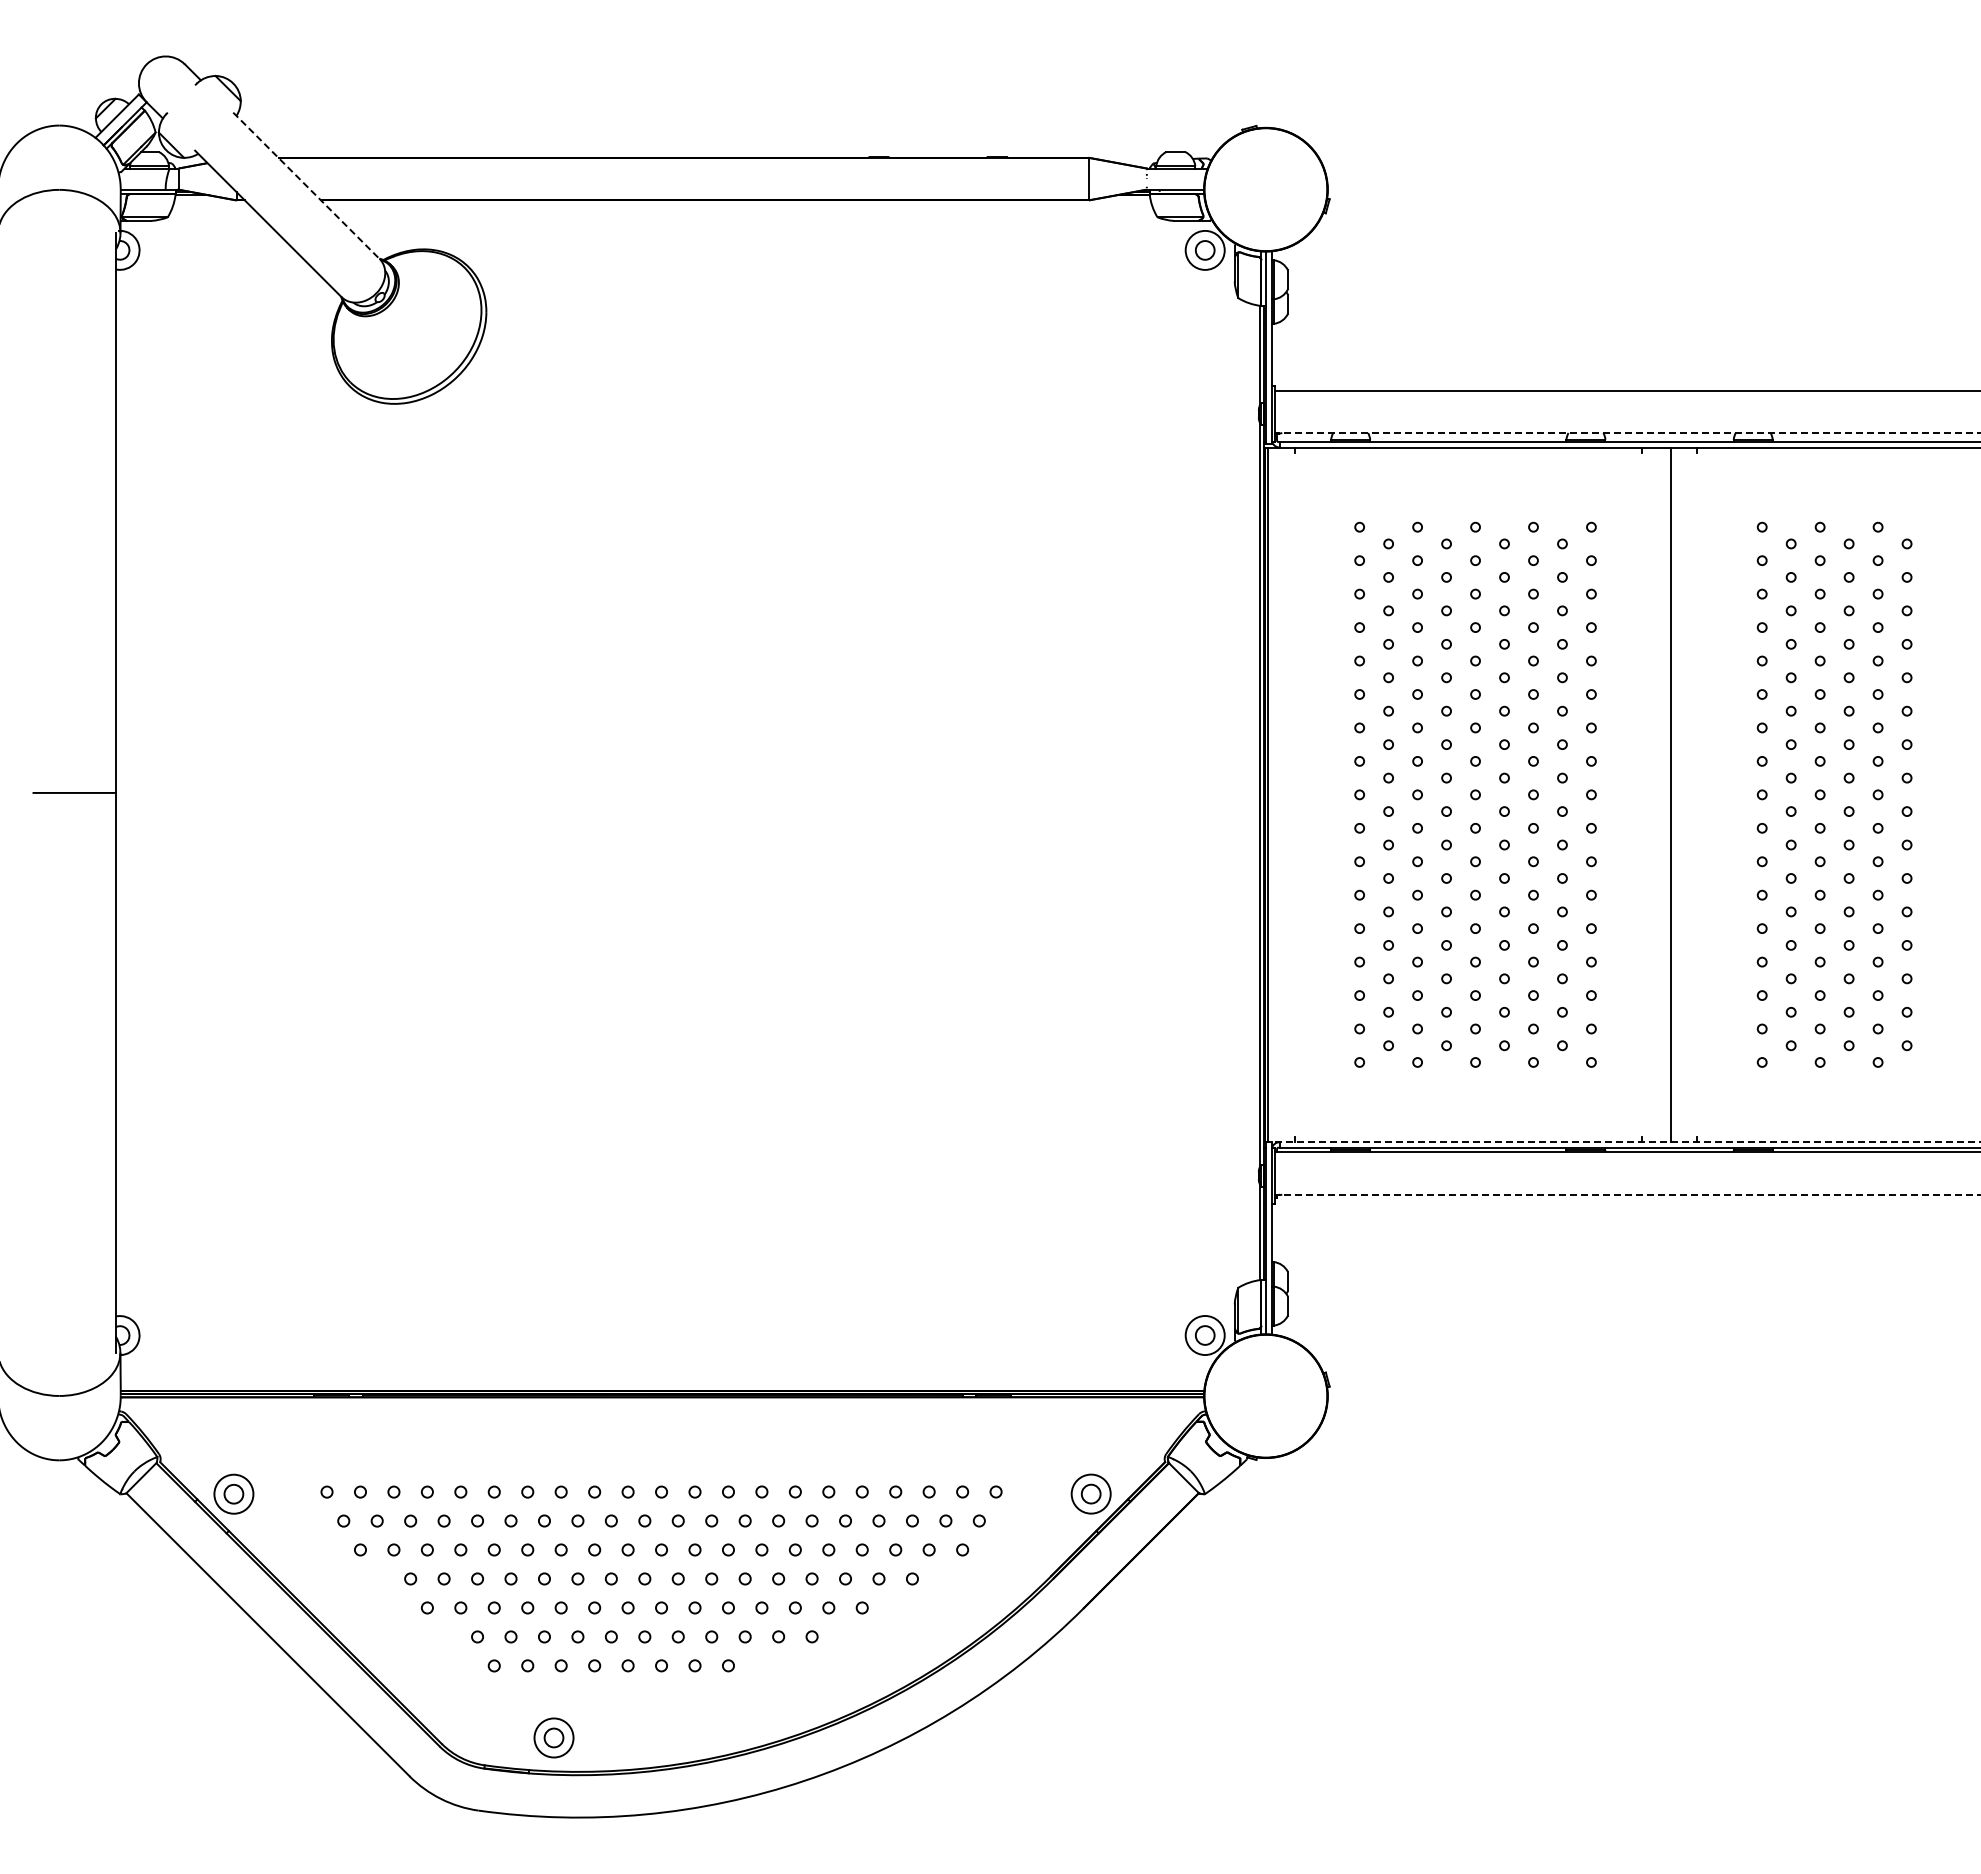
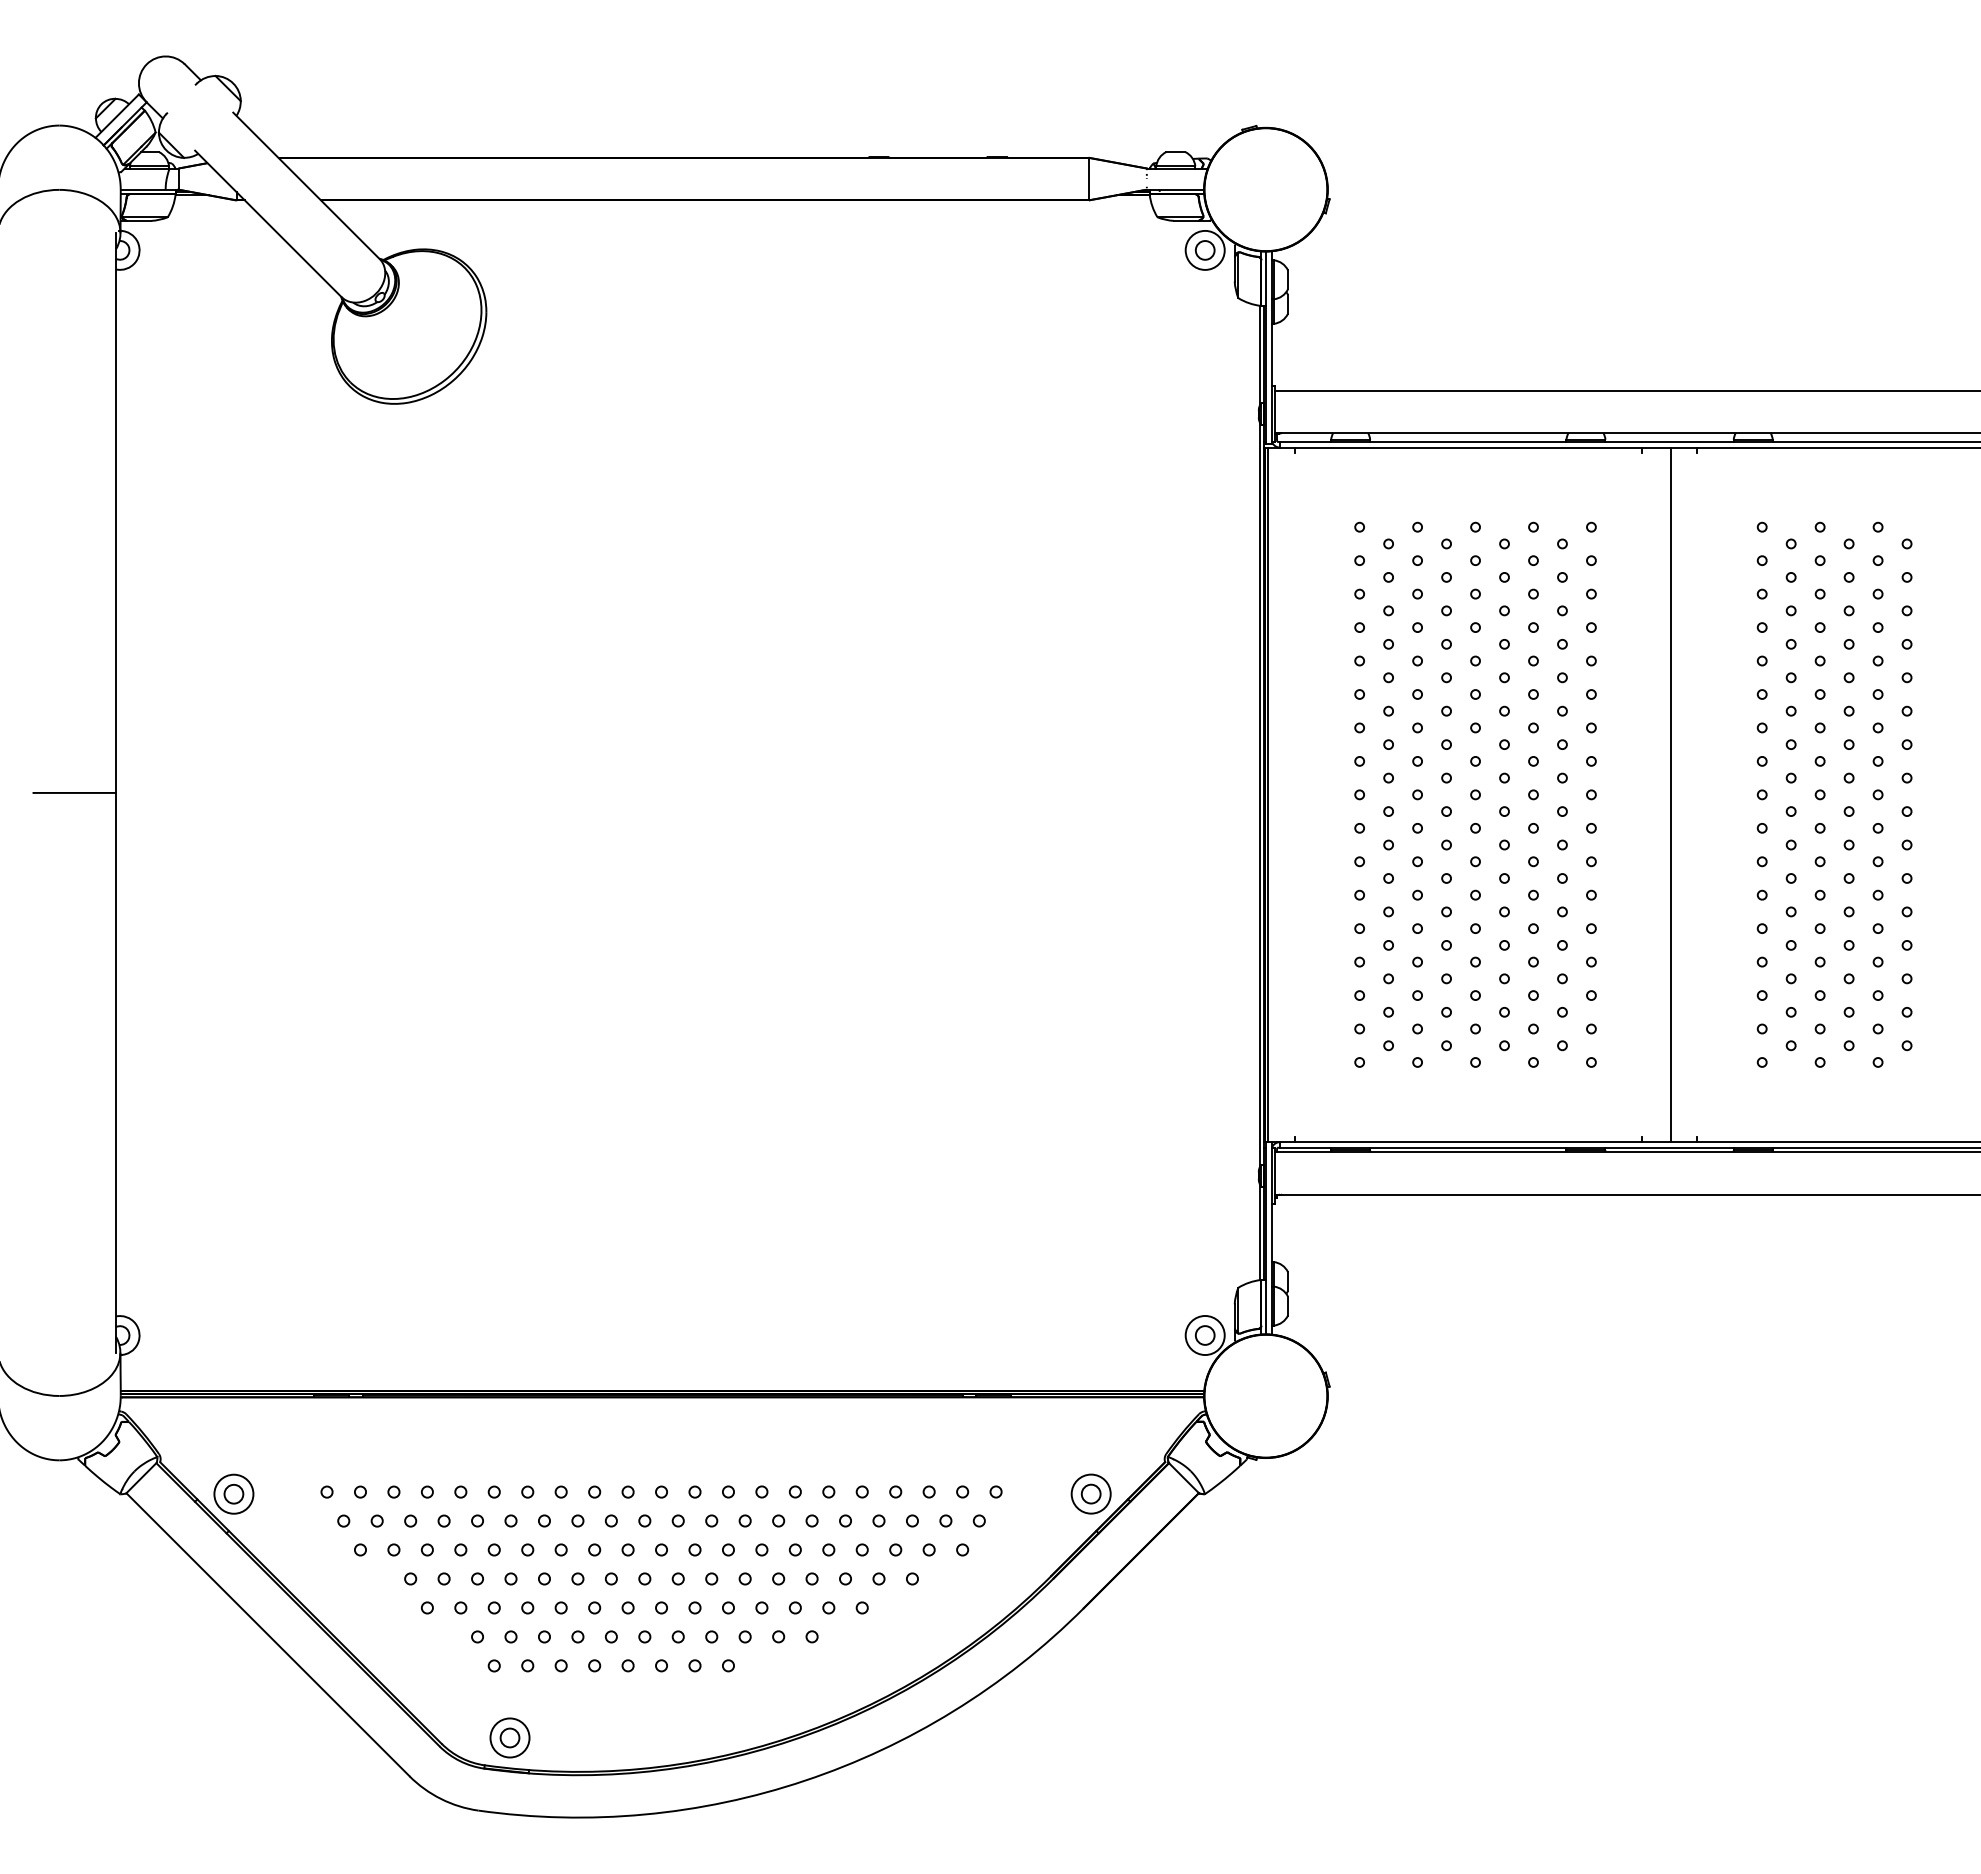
line: dashed -> solid (306, 186)
line: dashed -> solid (1627, 433)
line: dashed -> solid (1622, 1142)
line: dashed -> solid (1627, 1194)
part position: (553, 1737) -> (509, 1737) (509, 1737)
